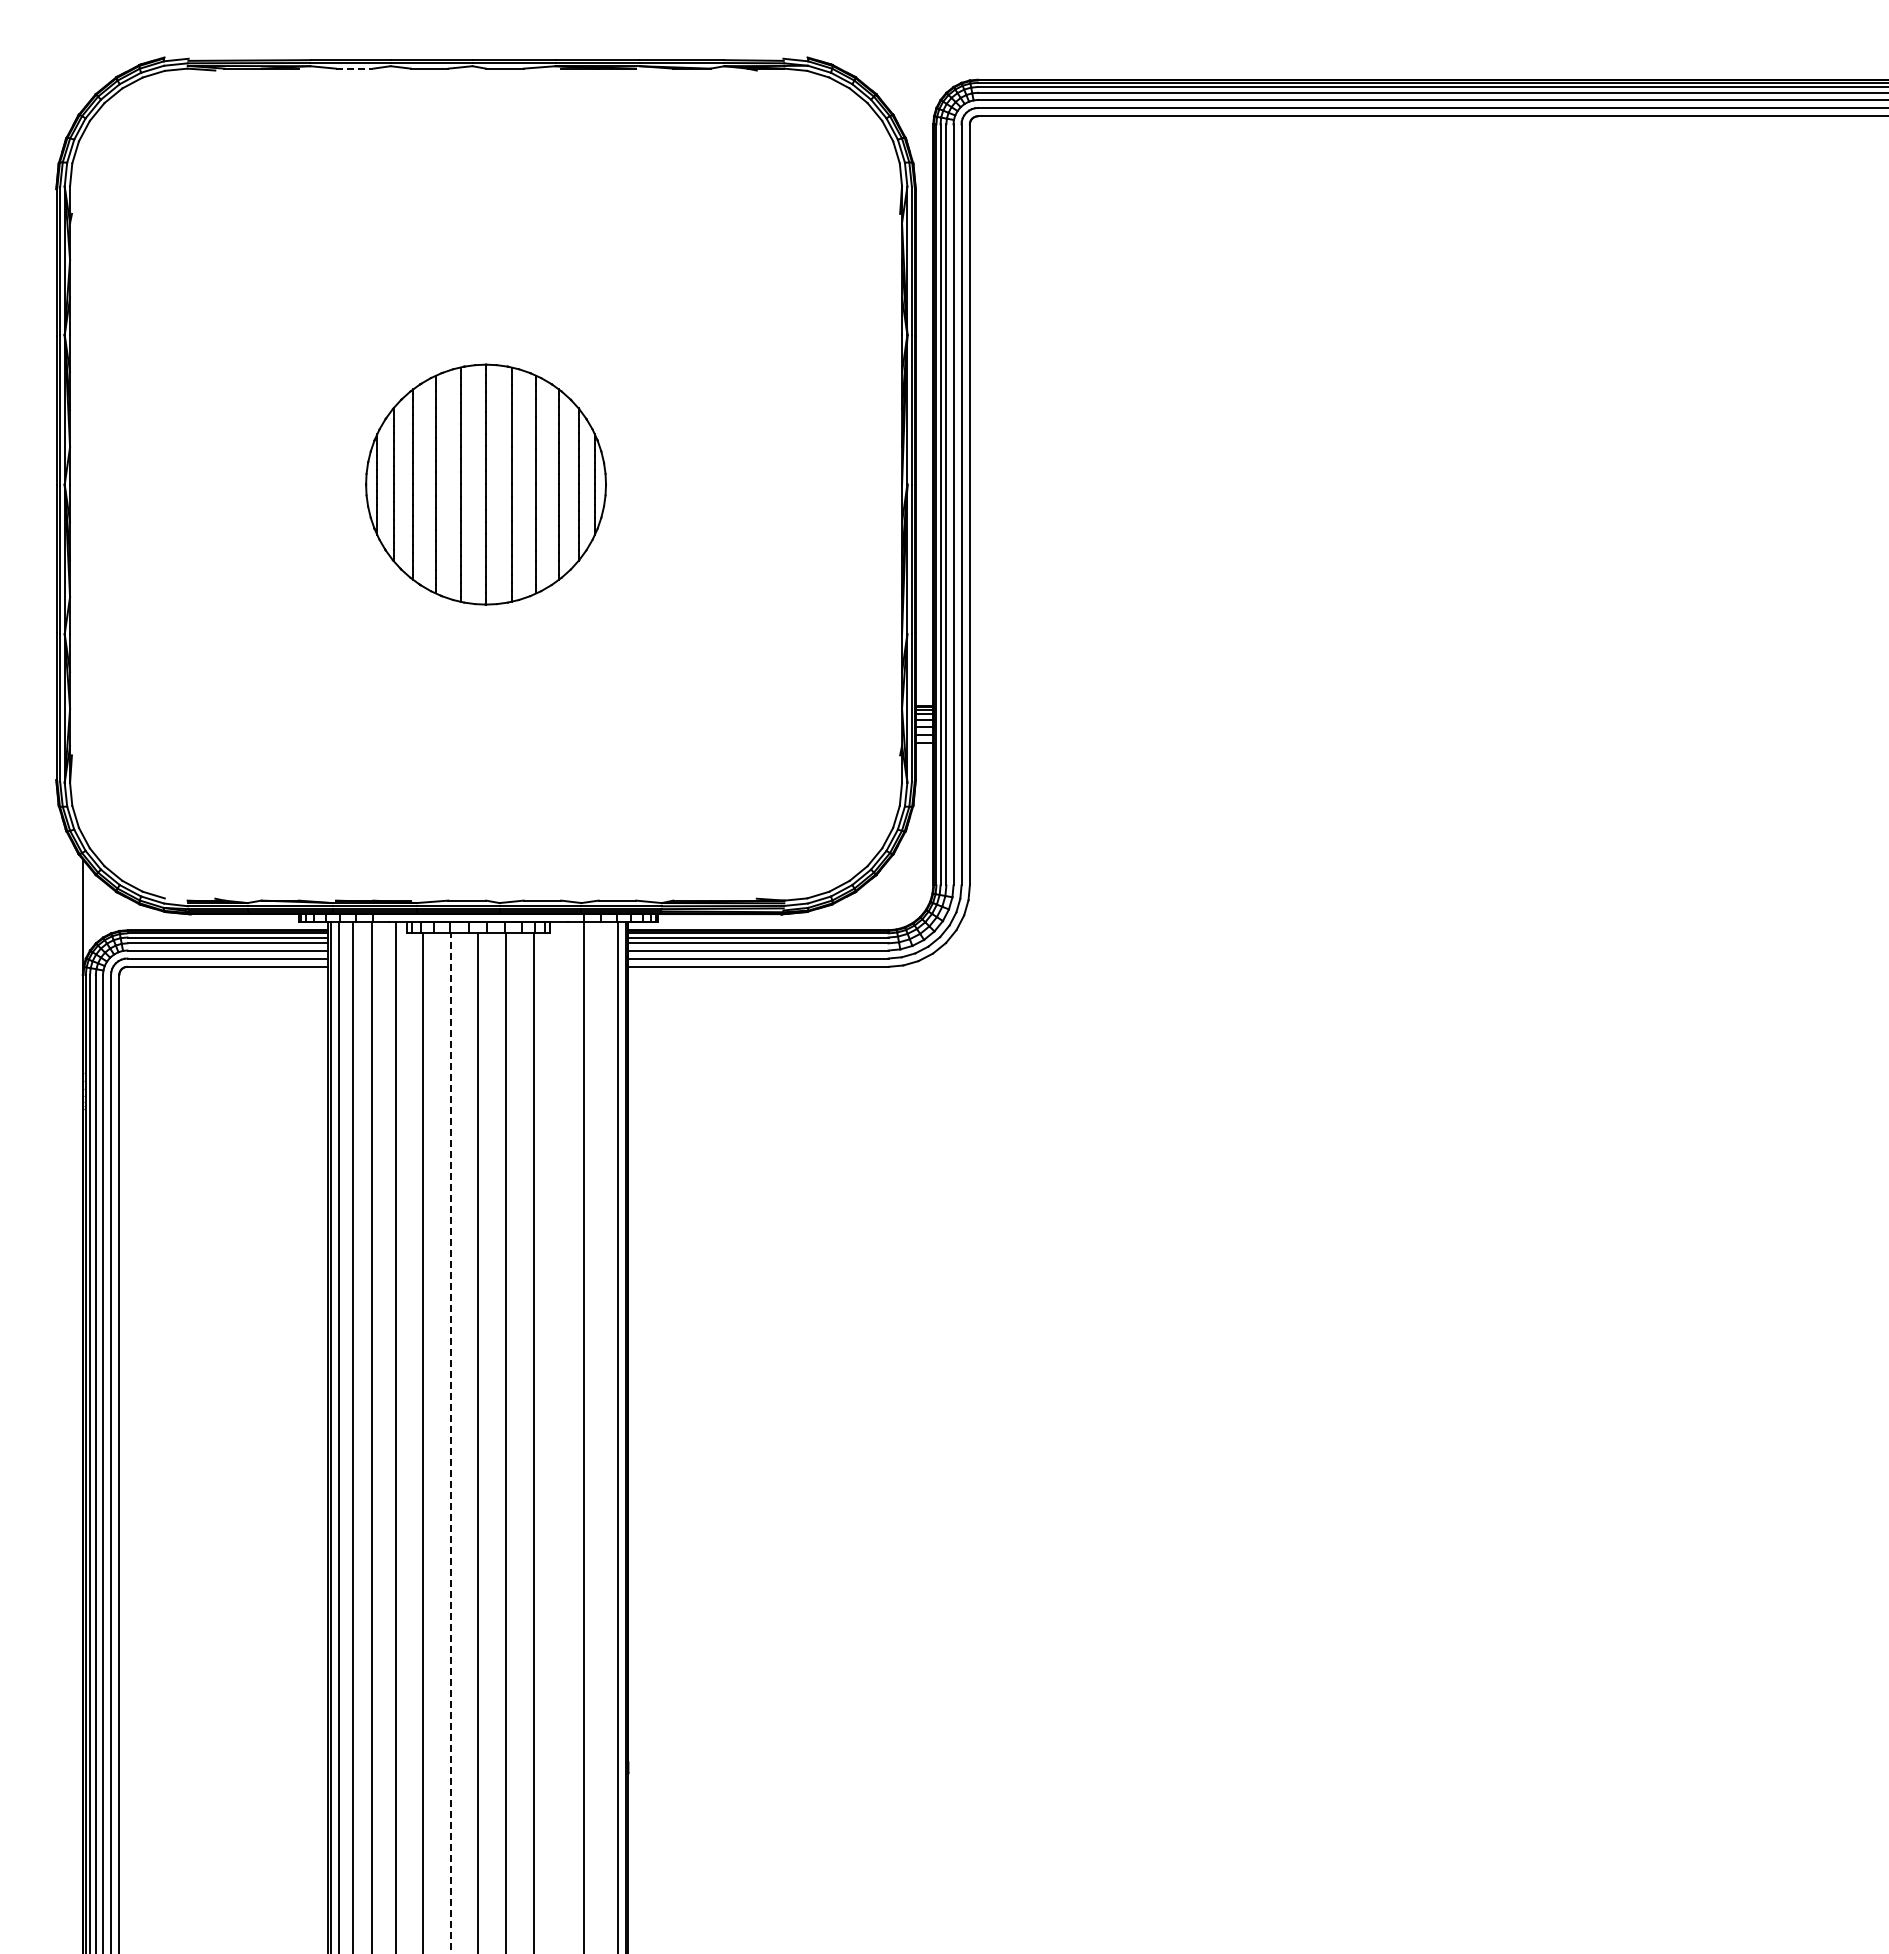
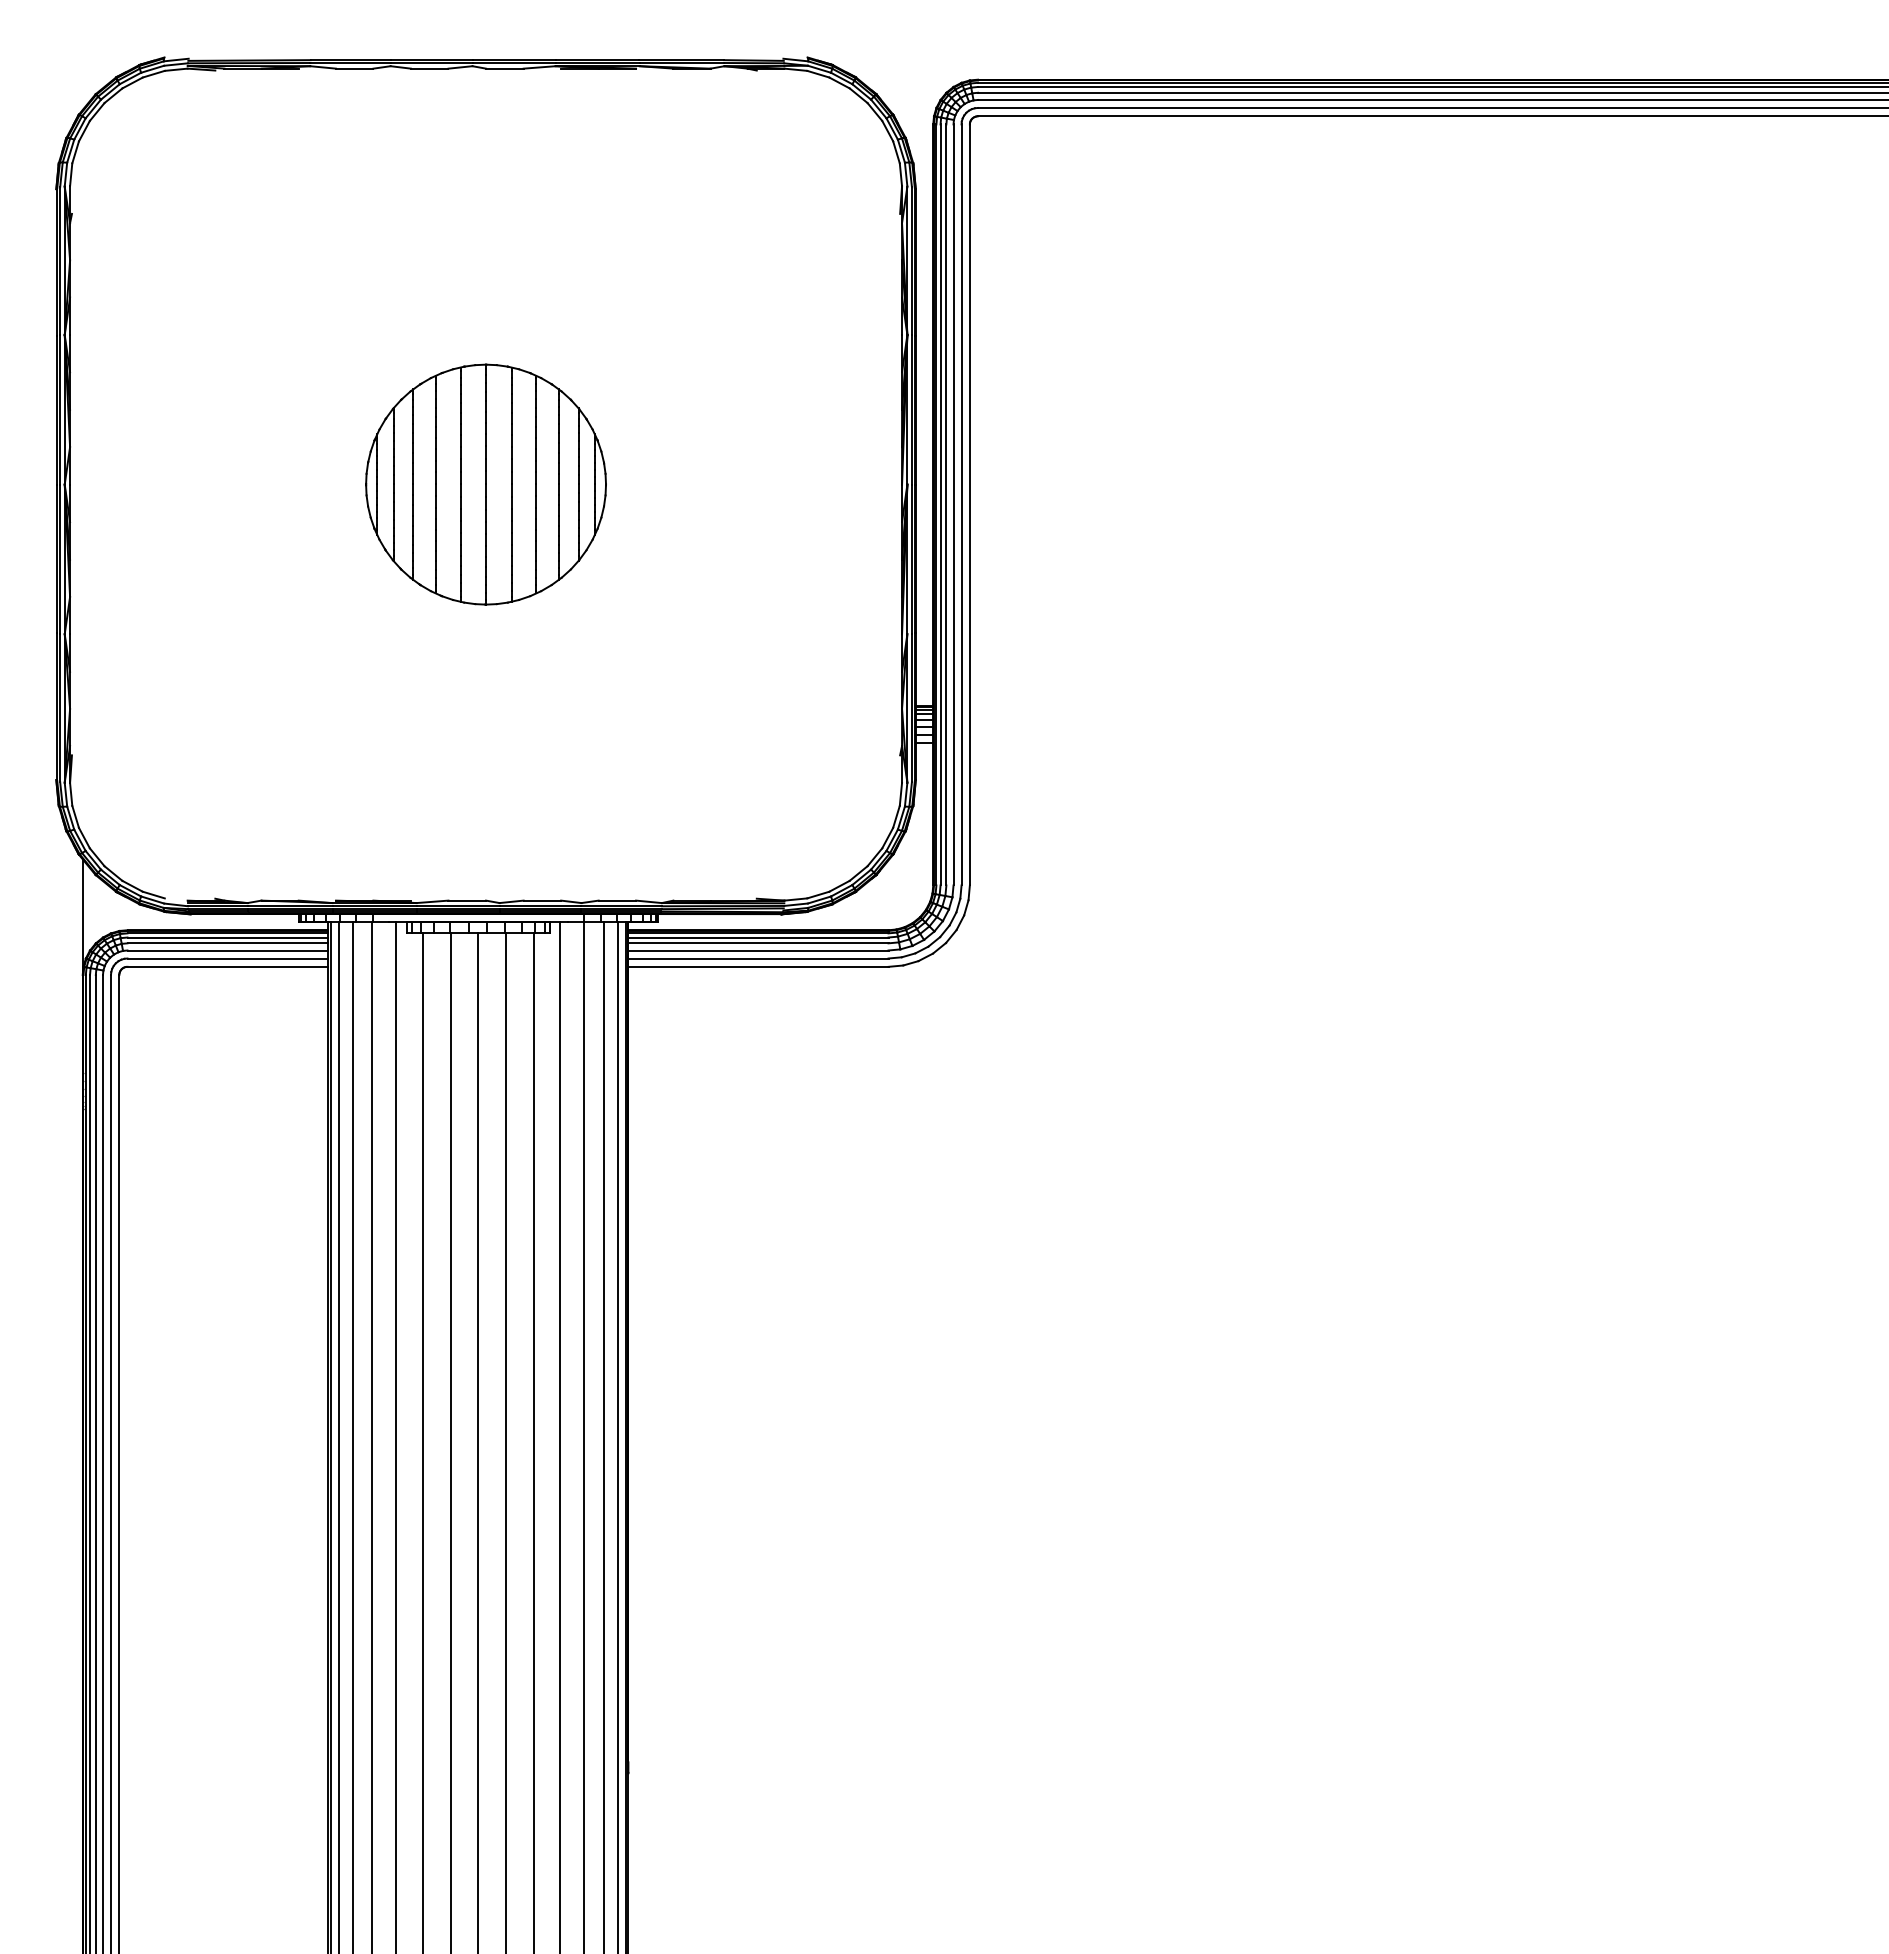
line: dashed -> solid (354, 68)
line: none -> present (560, 1435)
line: none -> present (603, 1435)
line: dashed -> solid (451, 1443)
